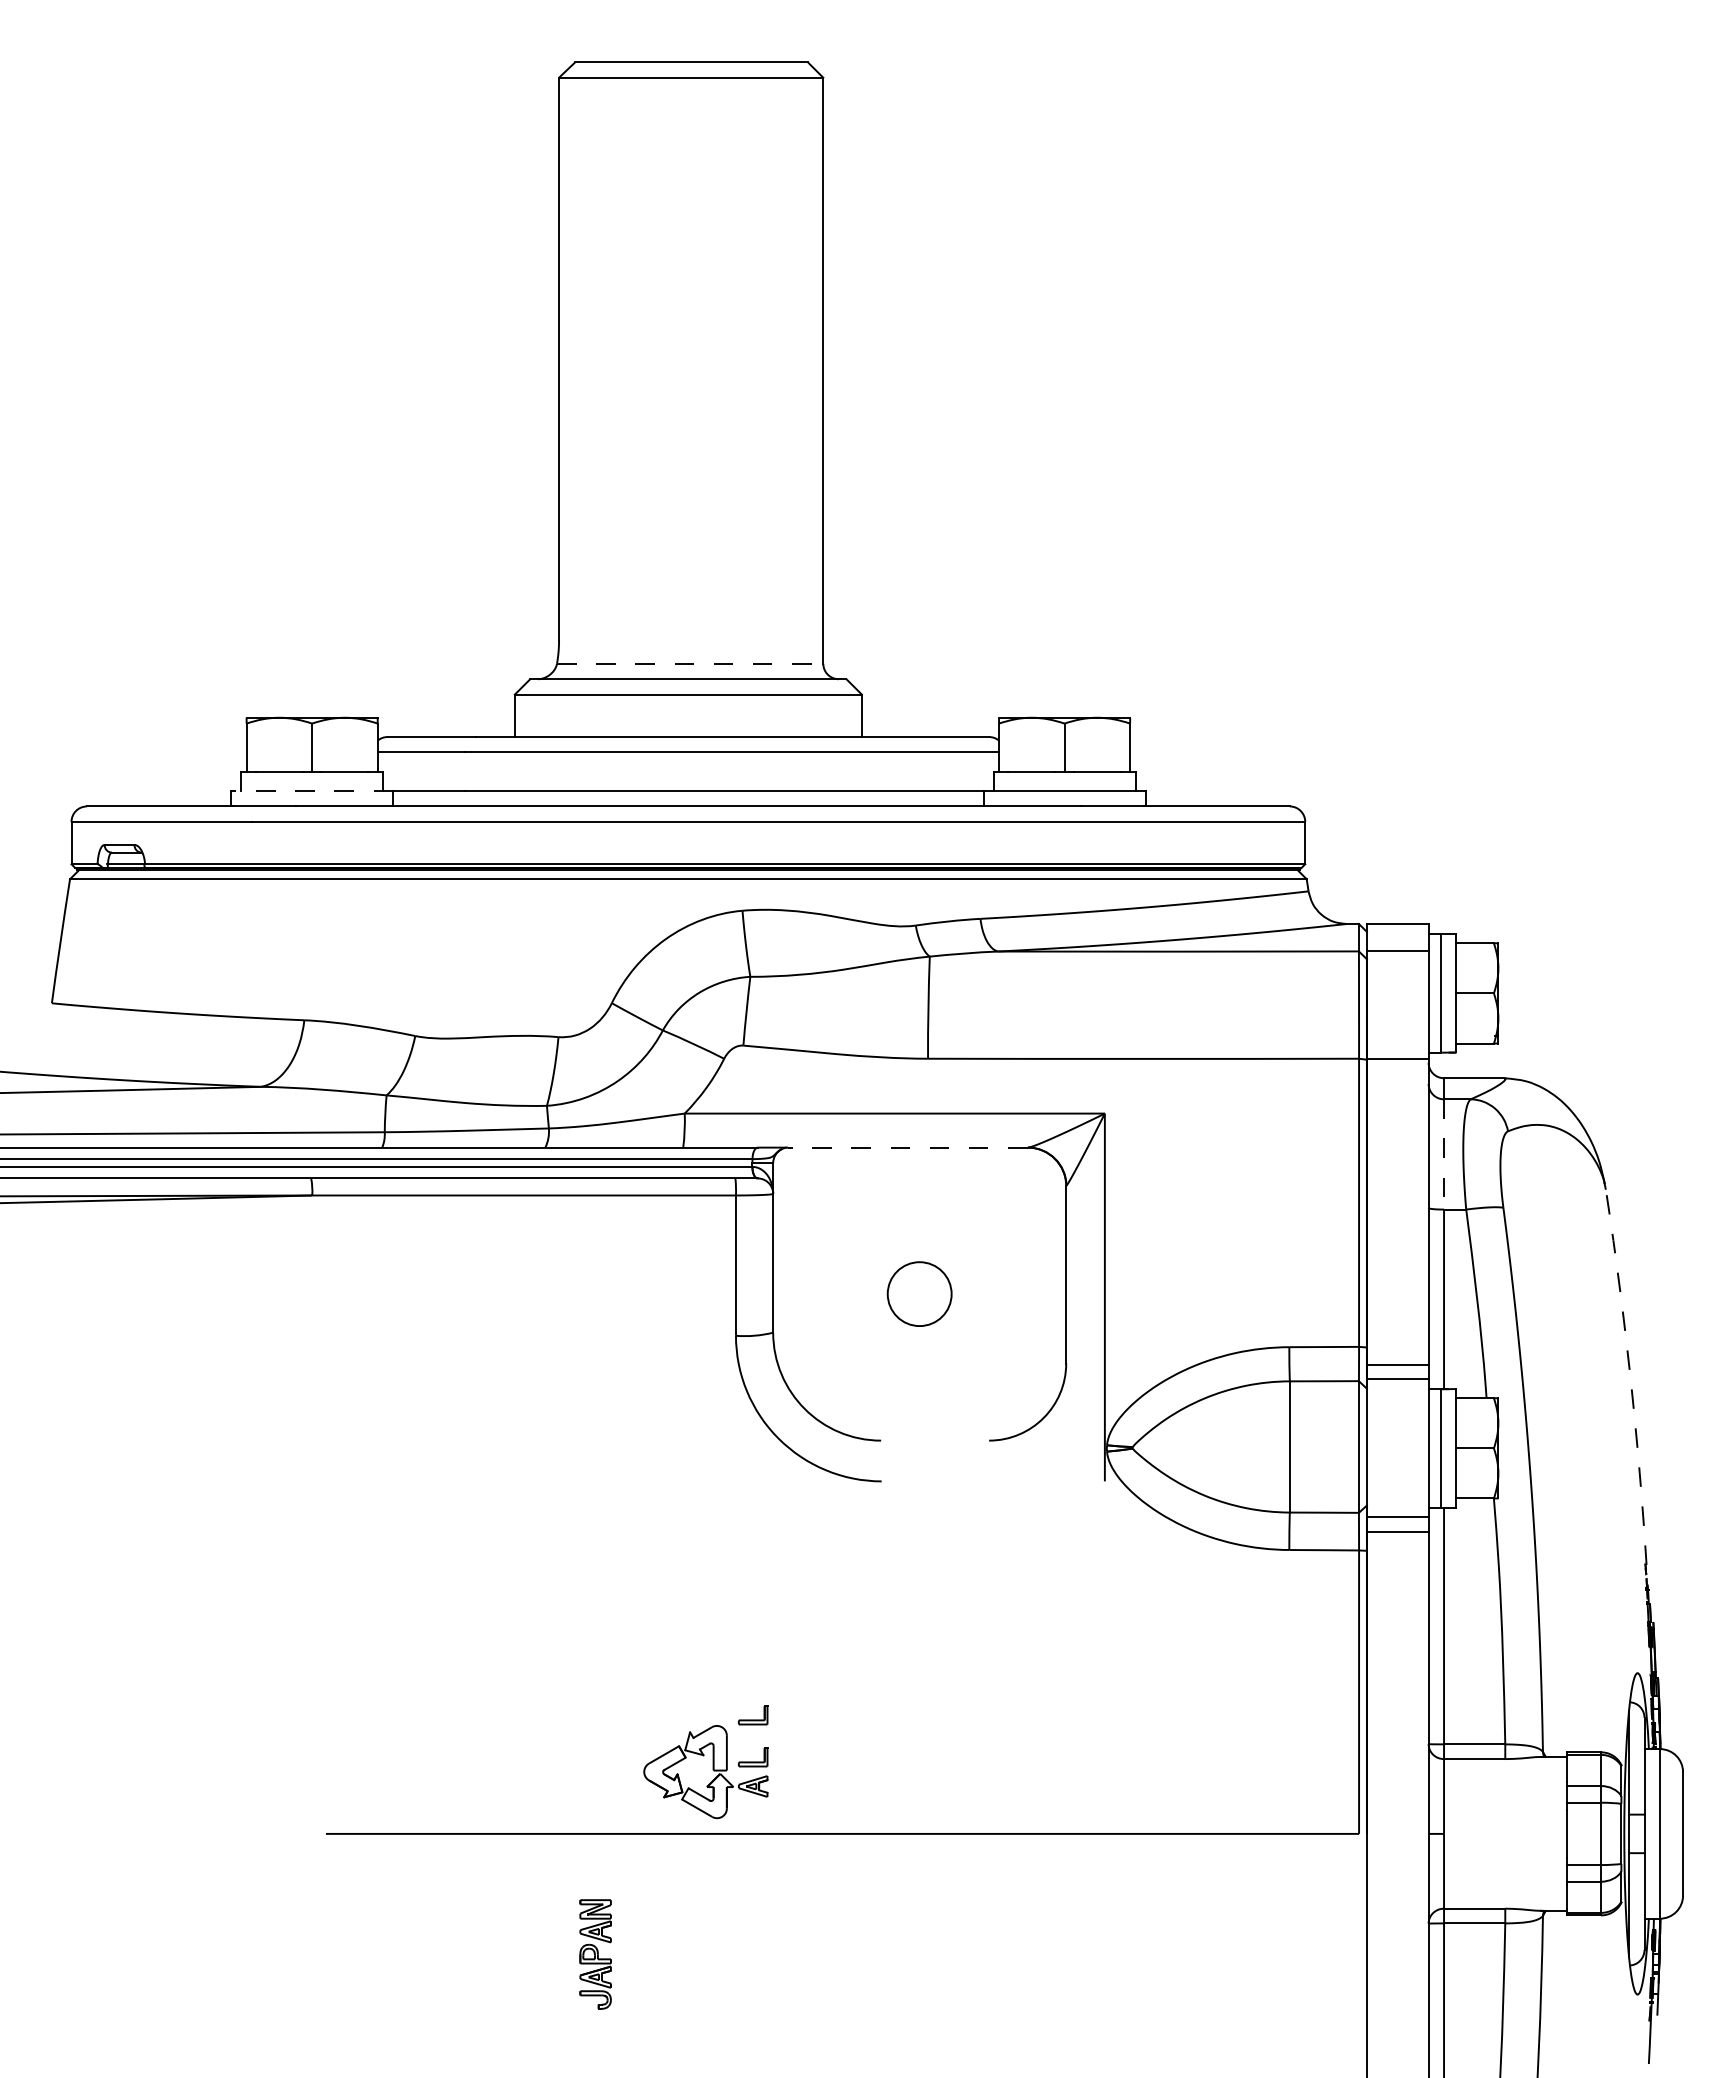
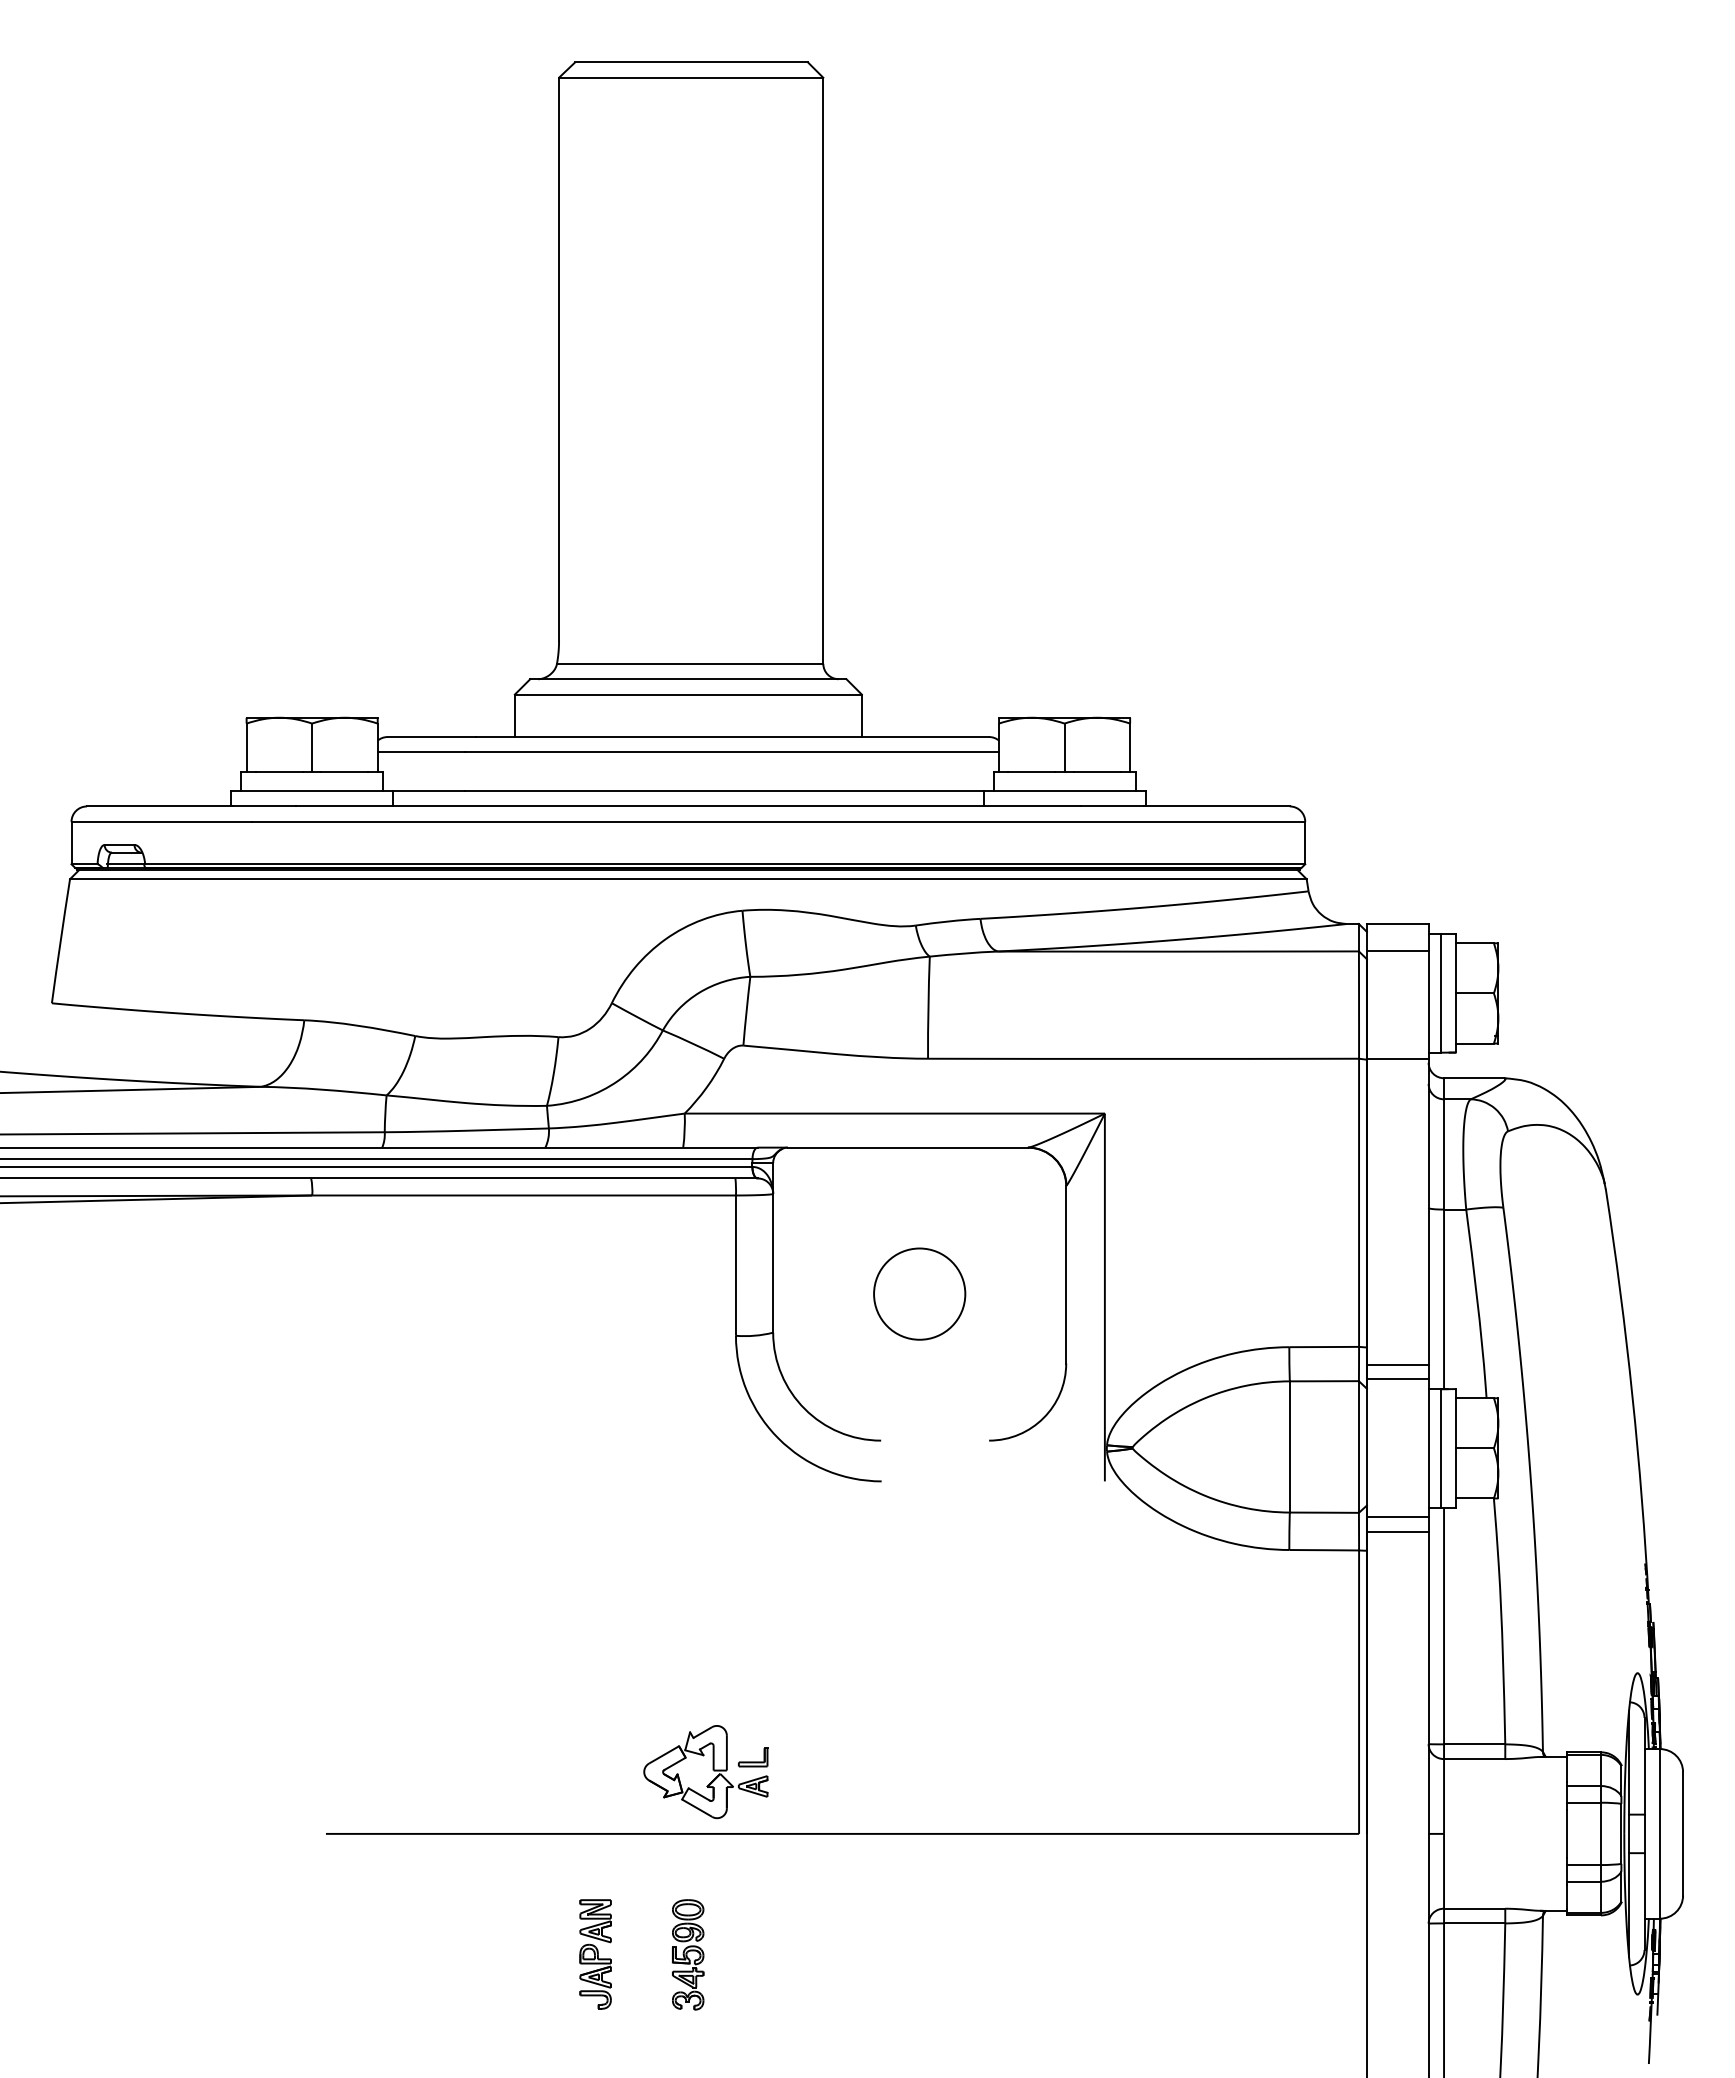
line: dashed -> solid (690, 663)
line: dashed -> solid (312, 791)
line: dashed -> solid (907, 1147)
line: dashed -> solid (1444, 1154)
circle diameter: 64 px -> 91 px (919, 1293)
arc: dashed -> solid (1632, 1395)
part: present -> none (753, 1715)
part: none -> present (688, 1954)
